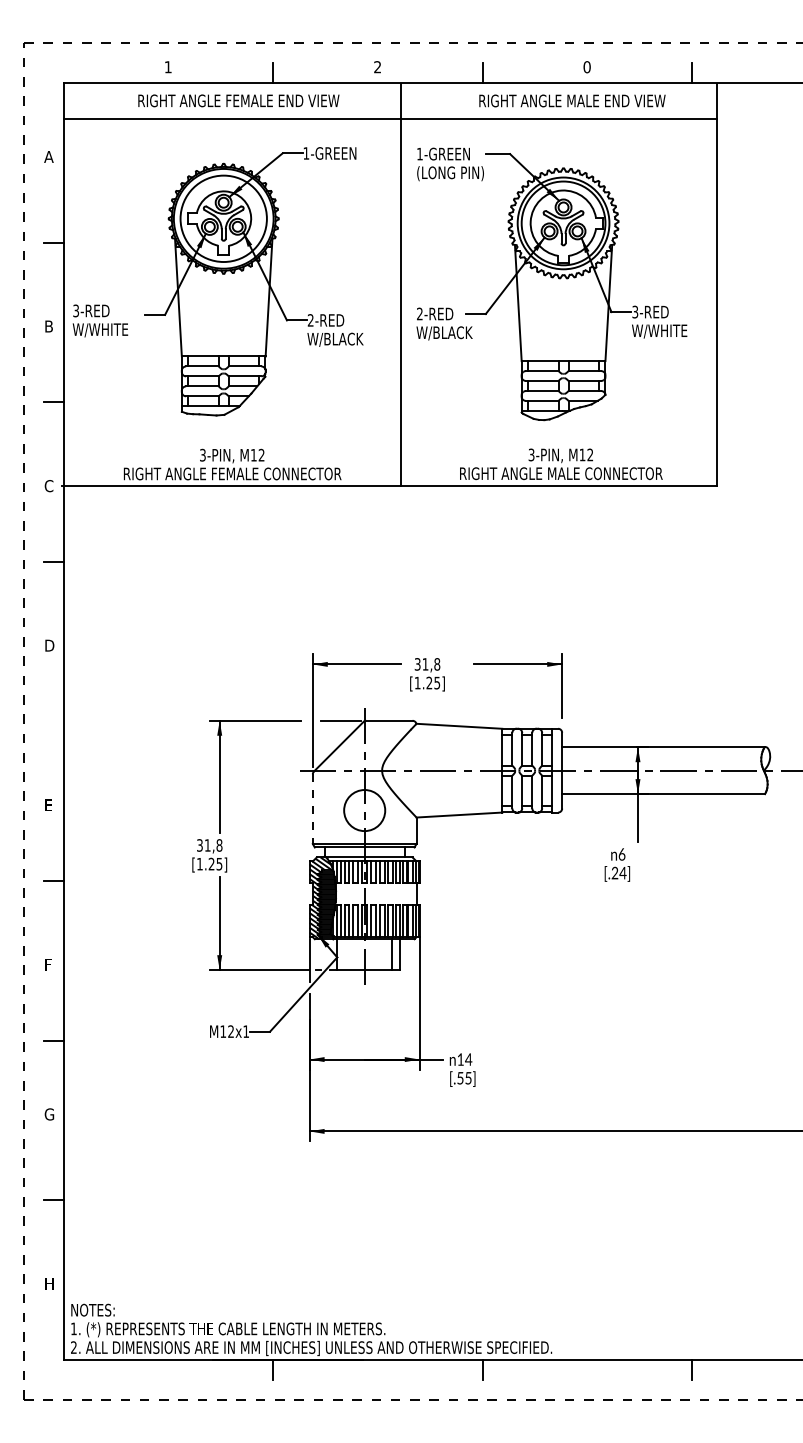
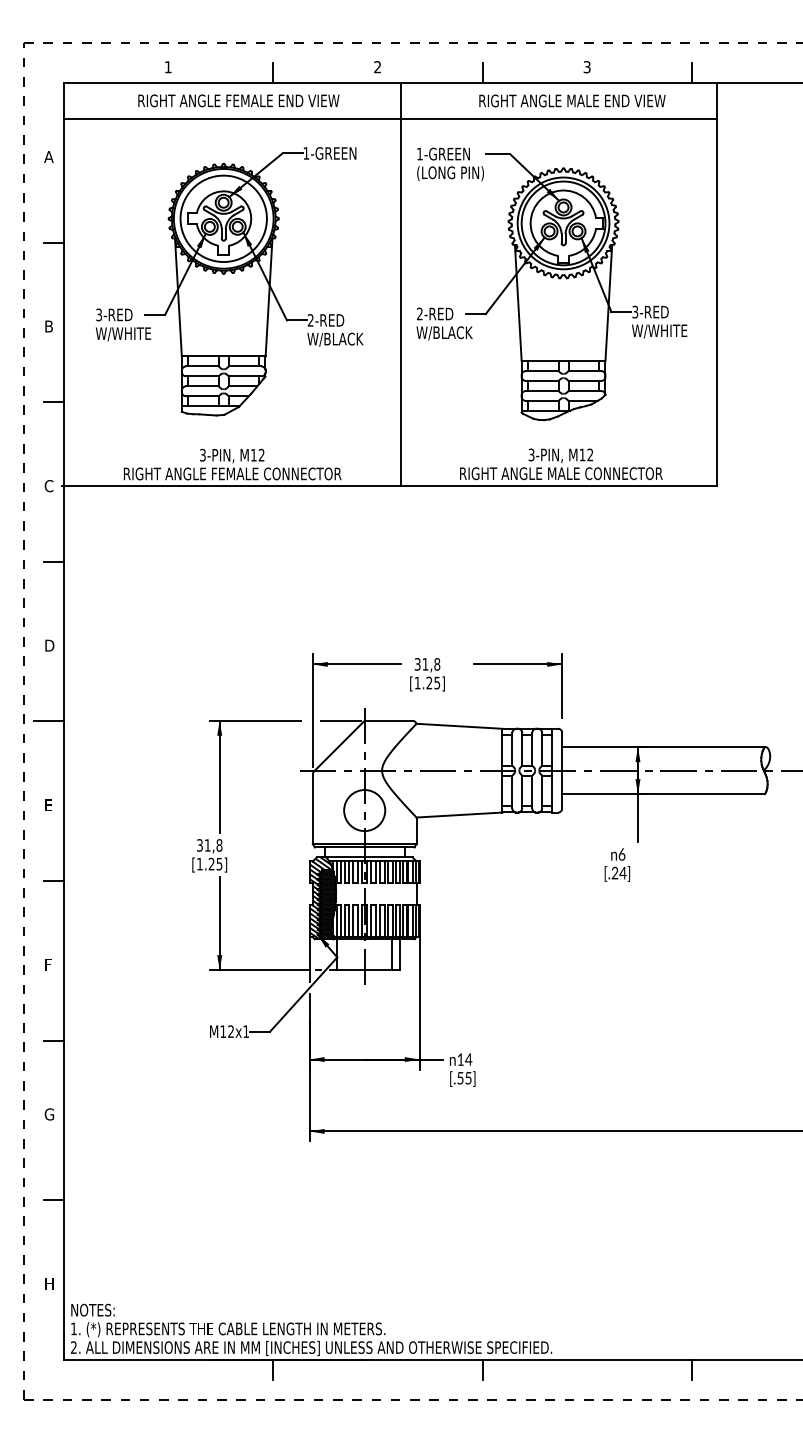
text: 0 -> 3 (586, 67)
text position: (100, 320) -> (123, 324) (123, 324)
line: none -> present (48, 721)
line: dashed -> solid (312, 809)
